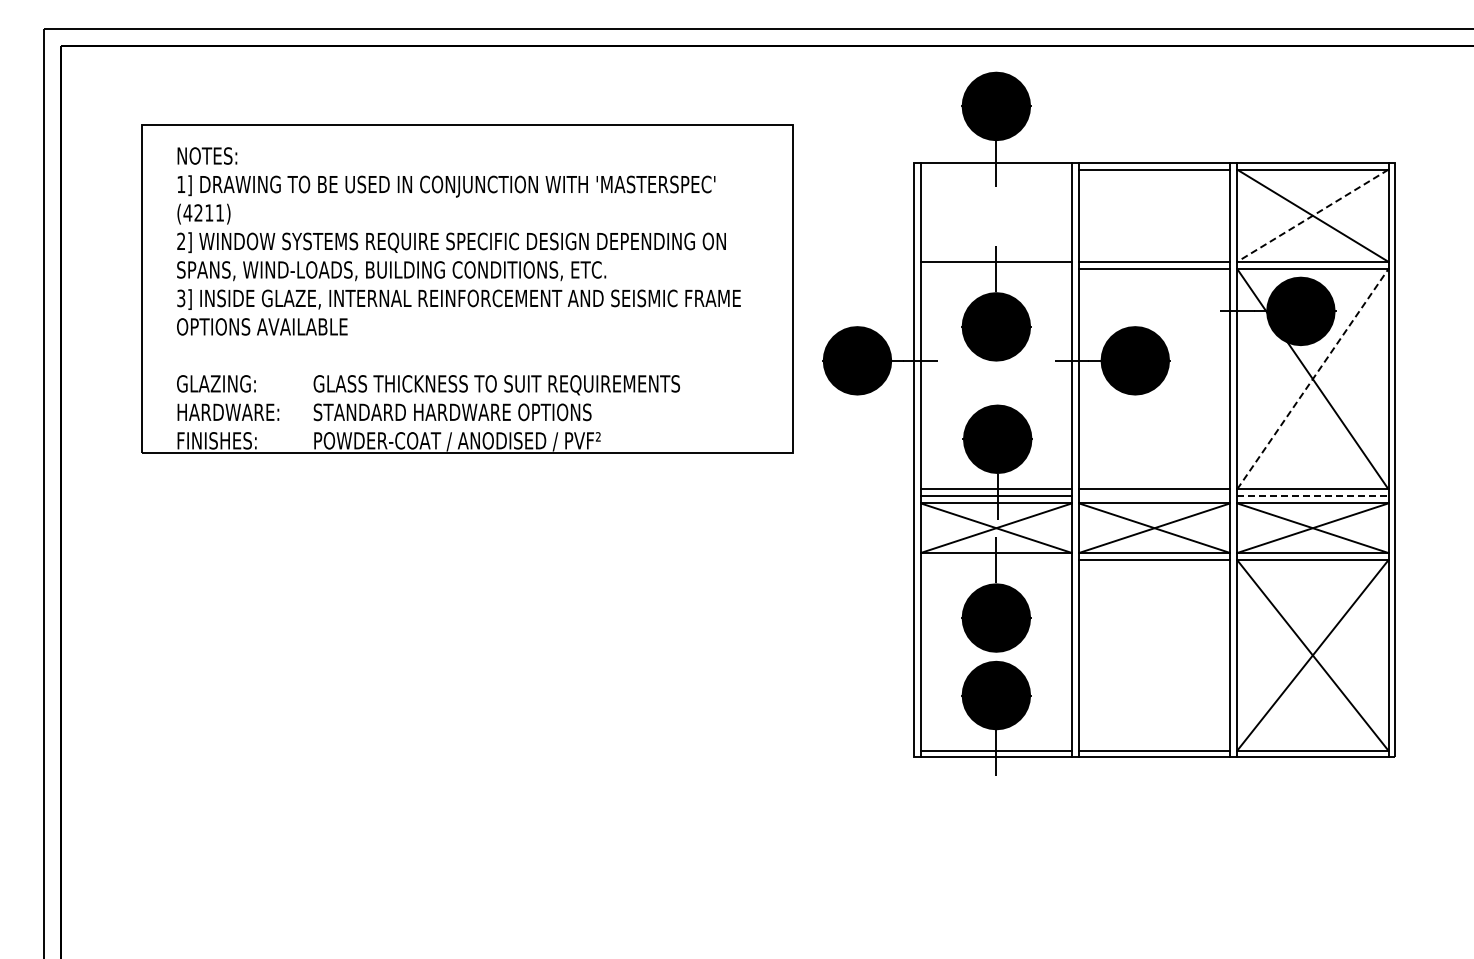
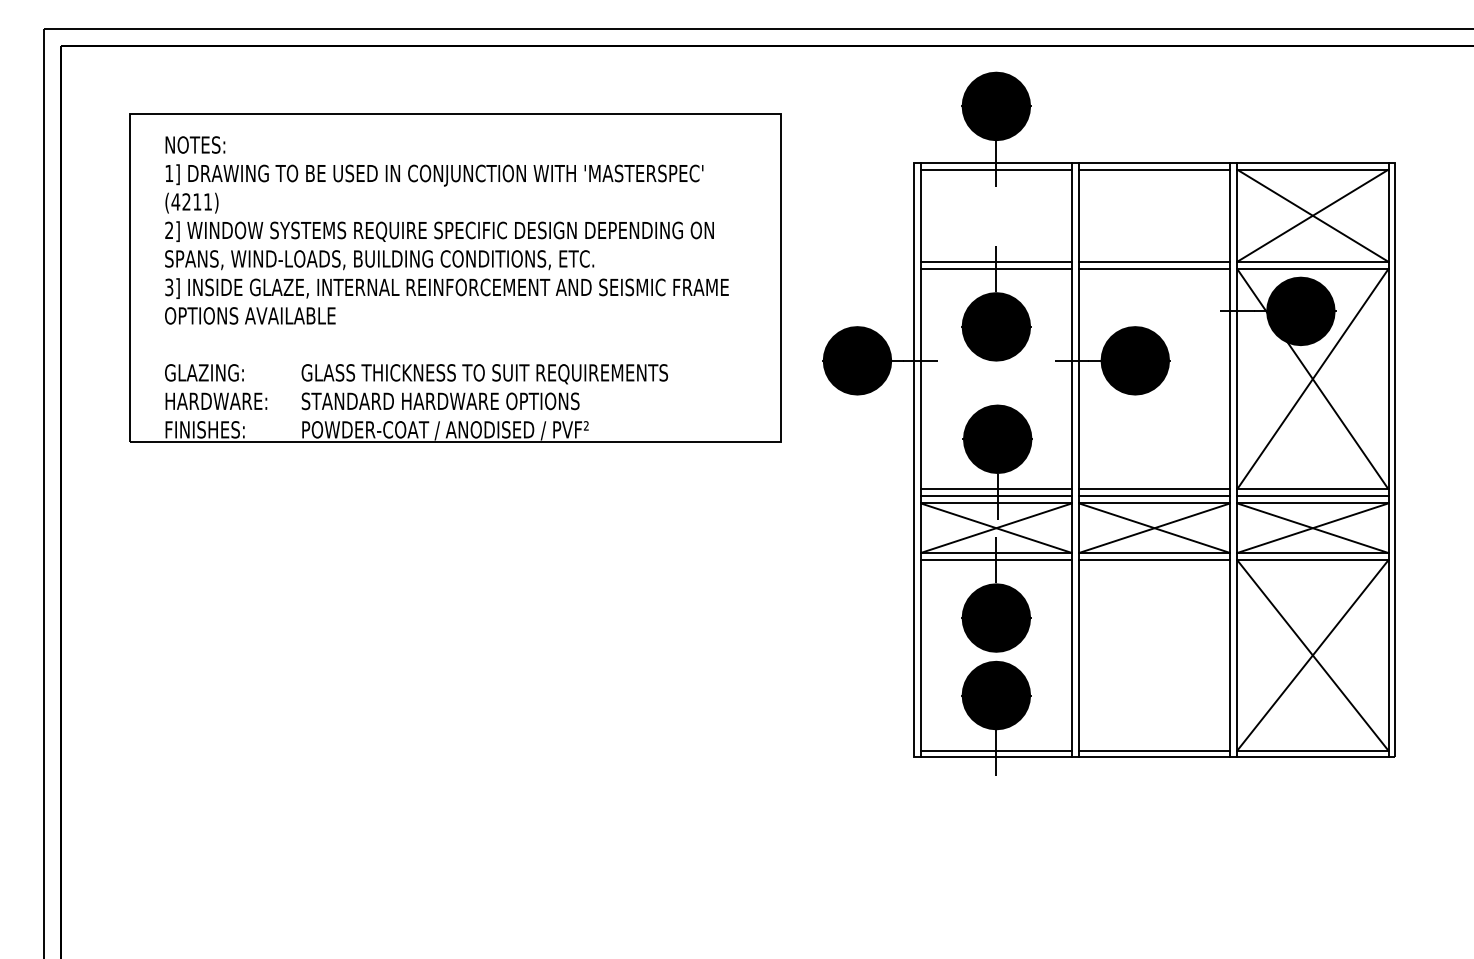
line: none -> present (996, 169)
line: dashed -> solid (1312, 215)
line: none -> present (996, 268)
part position: (467, 288) -> (455, 277) (455, 277)
line: dashed -> solid (1312, 379)
line: none -> present (1154, 496)
line: dashed -> solid (1312, 496)
line: none -> present (996, 560)
